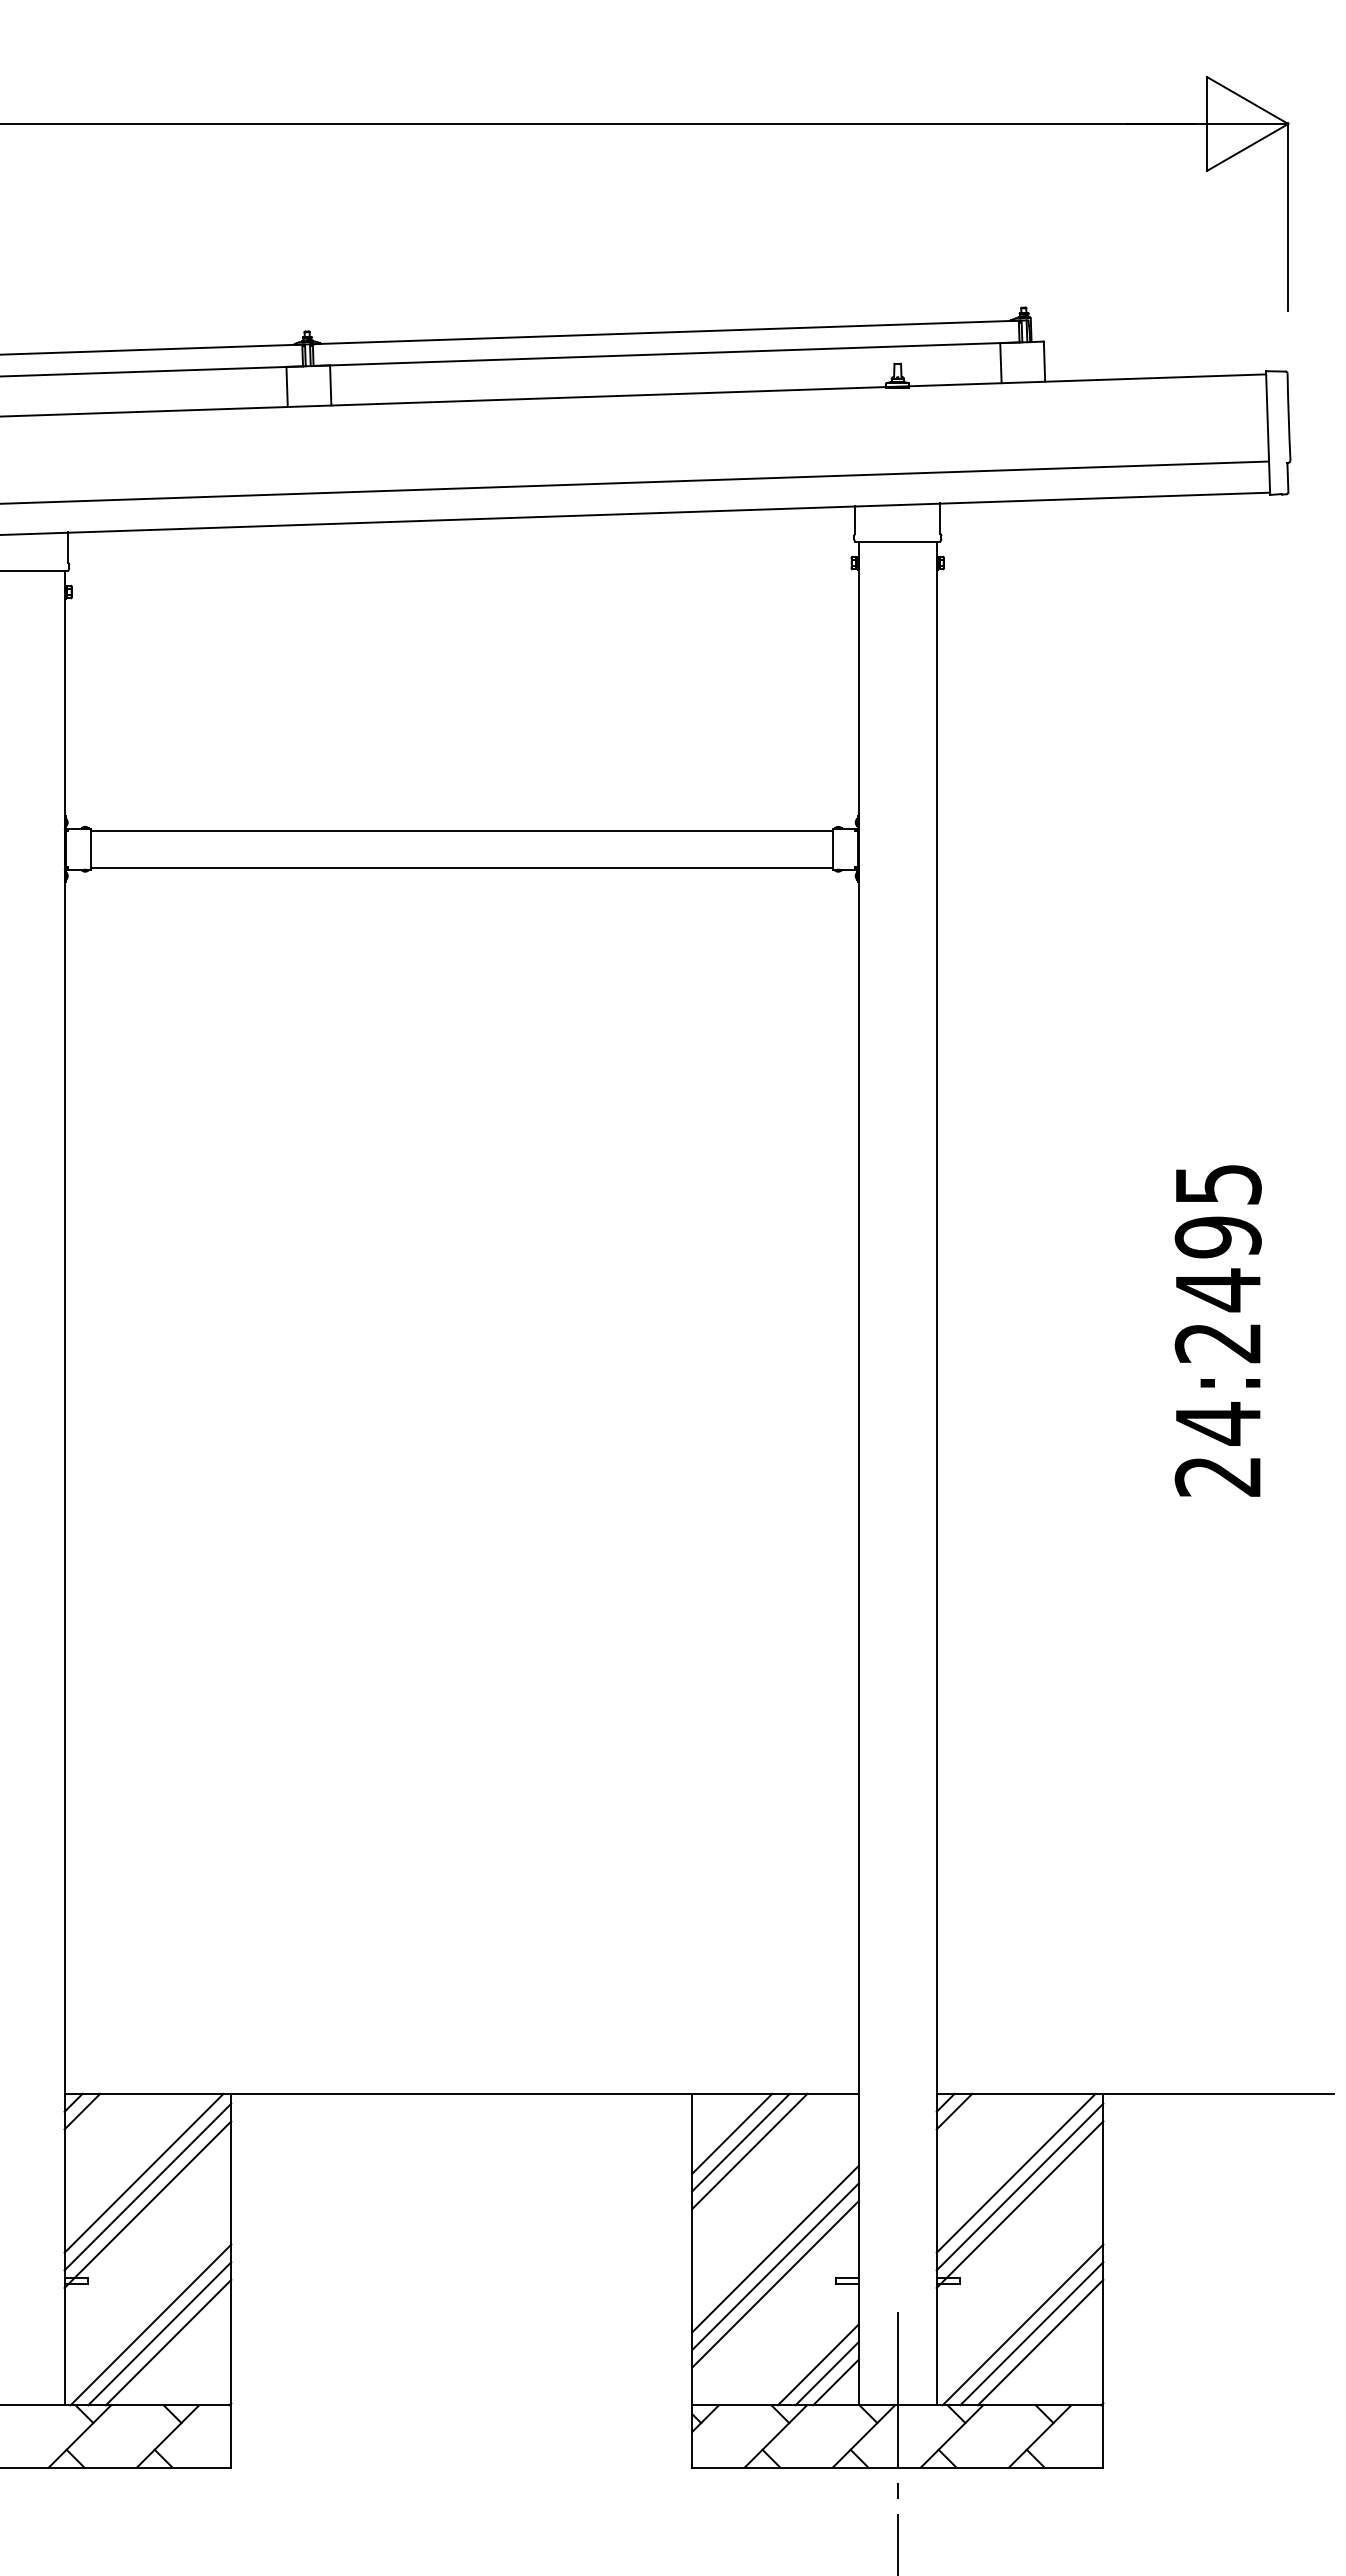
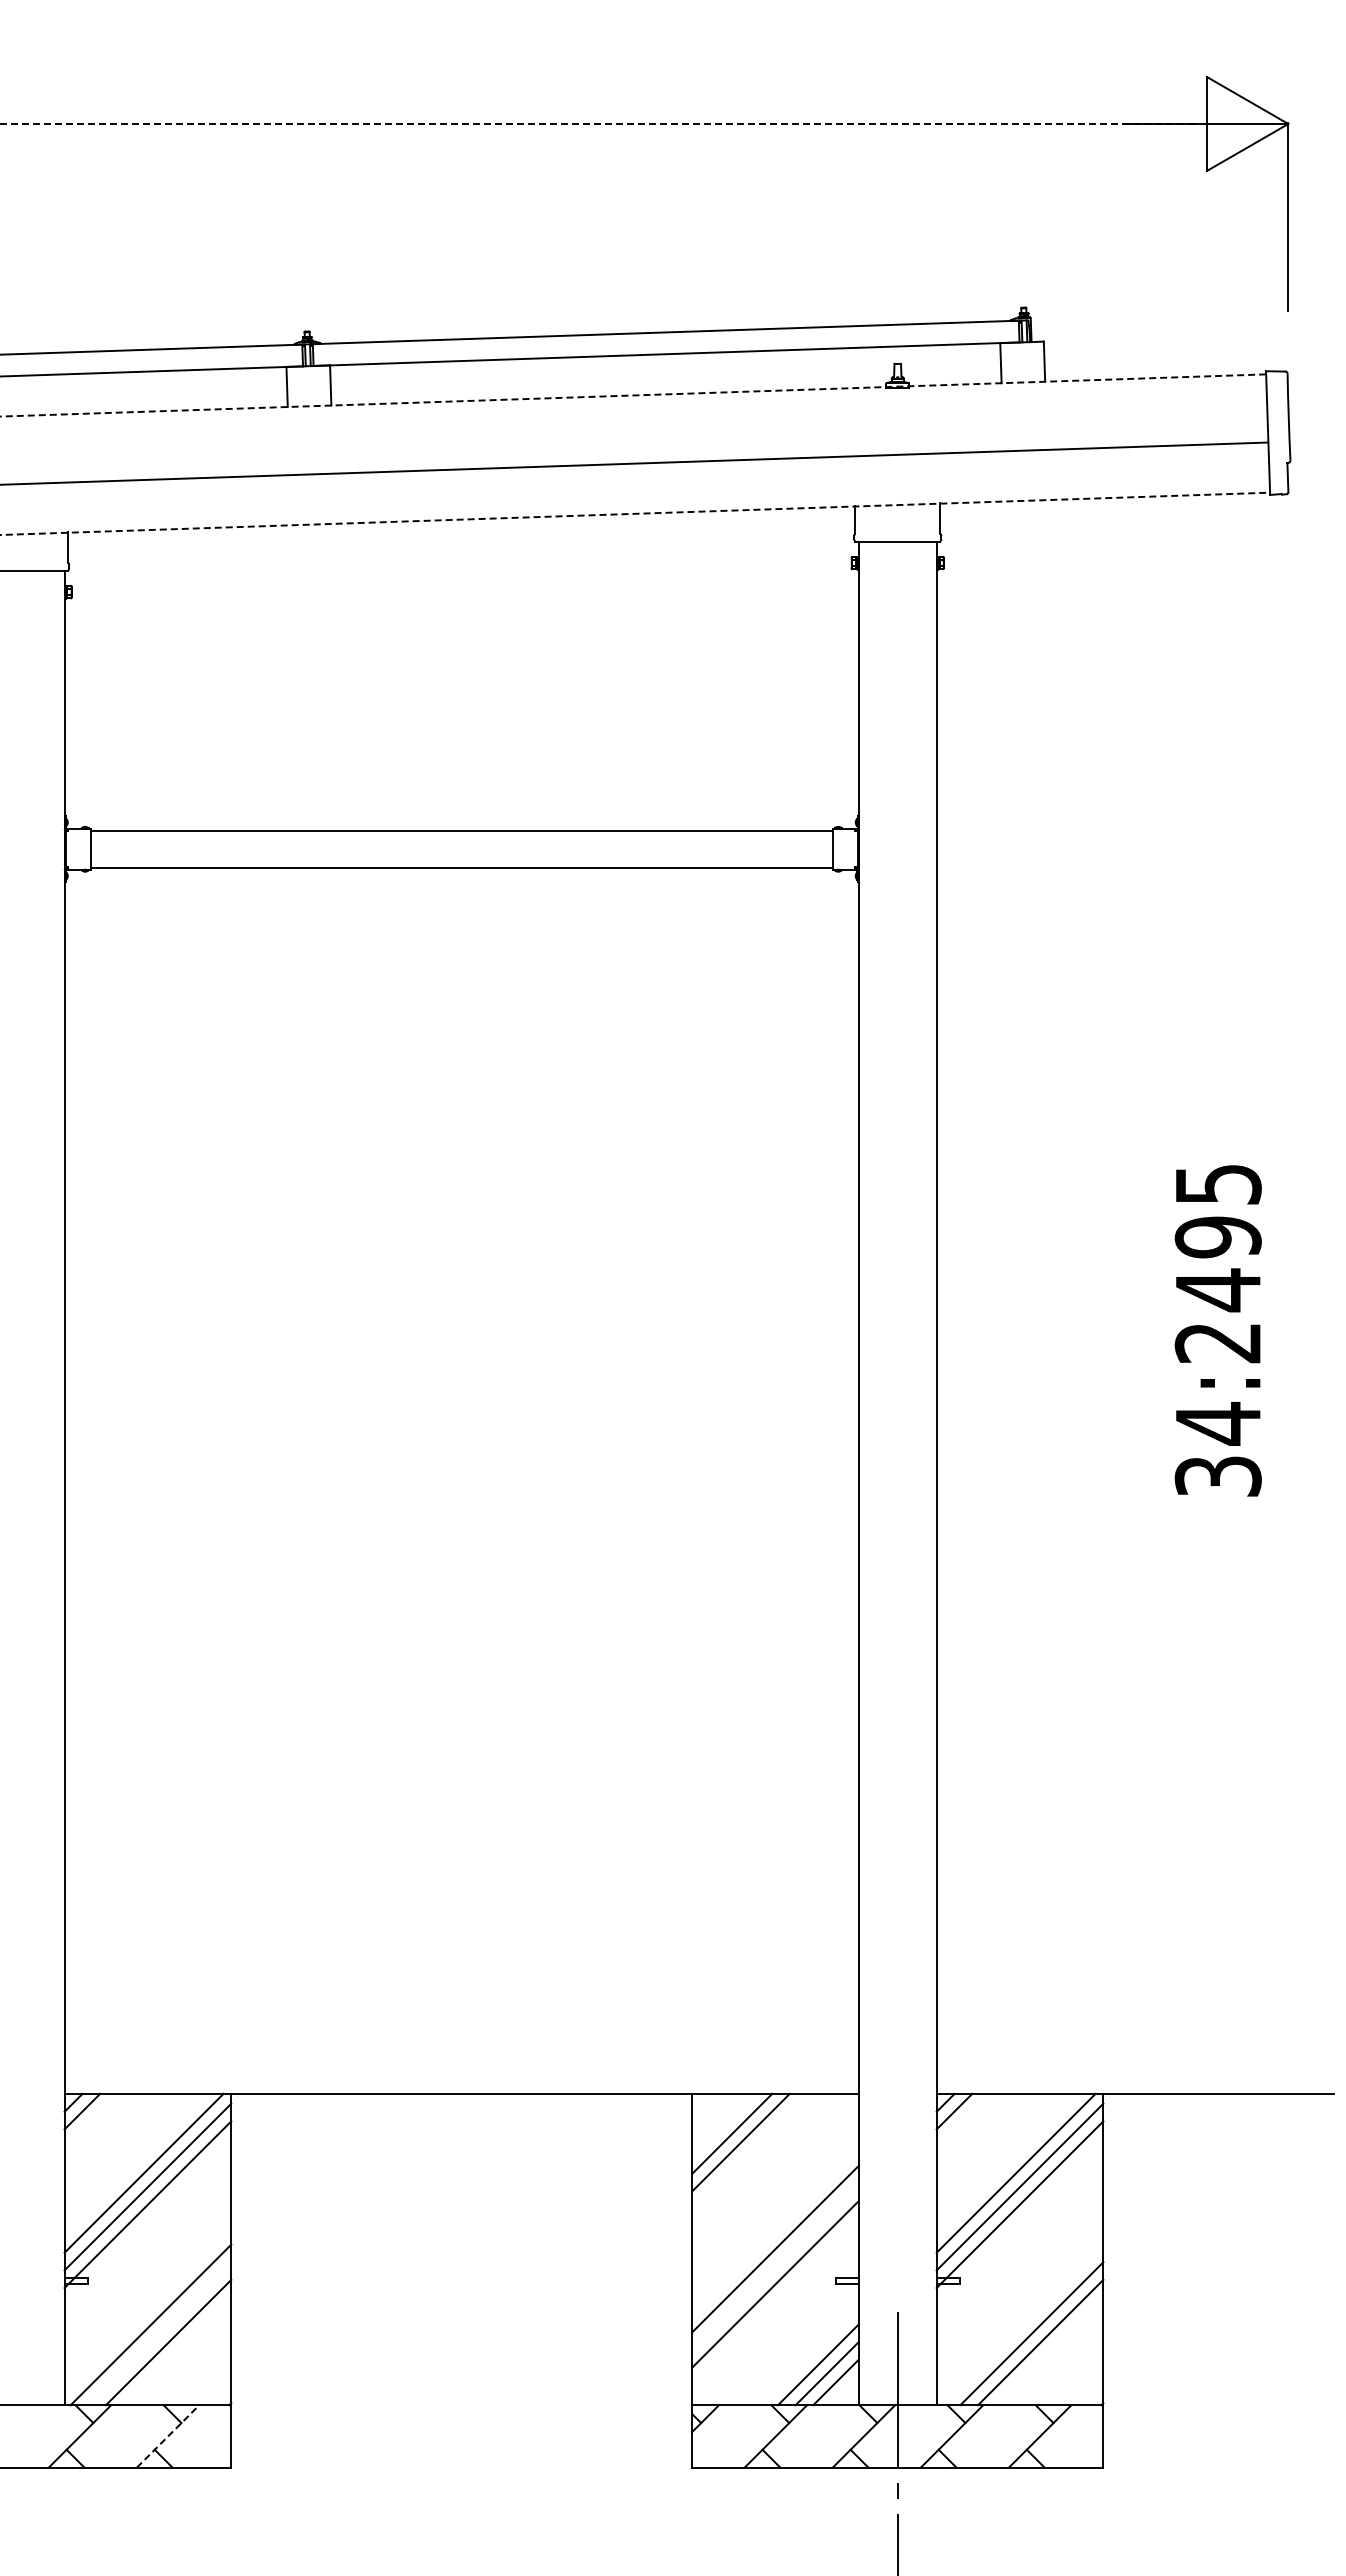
line: solid -> dashed (596, 123)
line: solid -> dashed (633, 395)
line position: (635, 482) -> (635, 463) (635, 463)
line: solid -> dashed (635, 513)
text: 24:2495 -> 34:2495 (1217, 1476)
line: present -> none (749, 2151)
line: present -> none (775, 2266)
line: present -> none (1022, 2324)
line: present -> none (159, 2333)
line: solid -> dashed (168, 2436)
